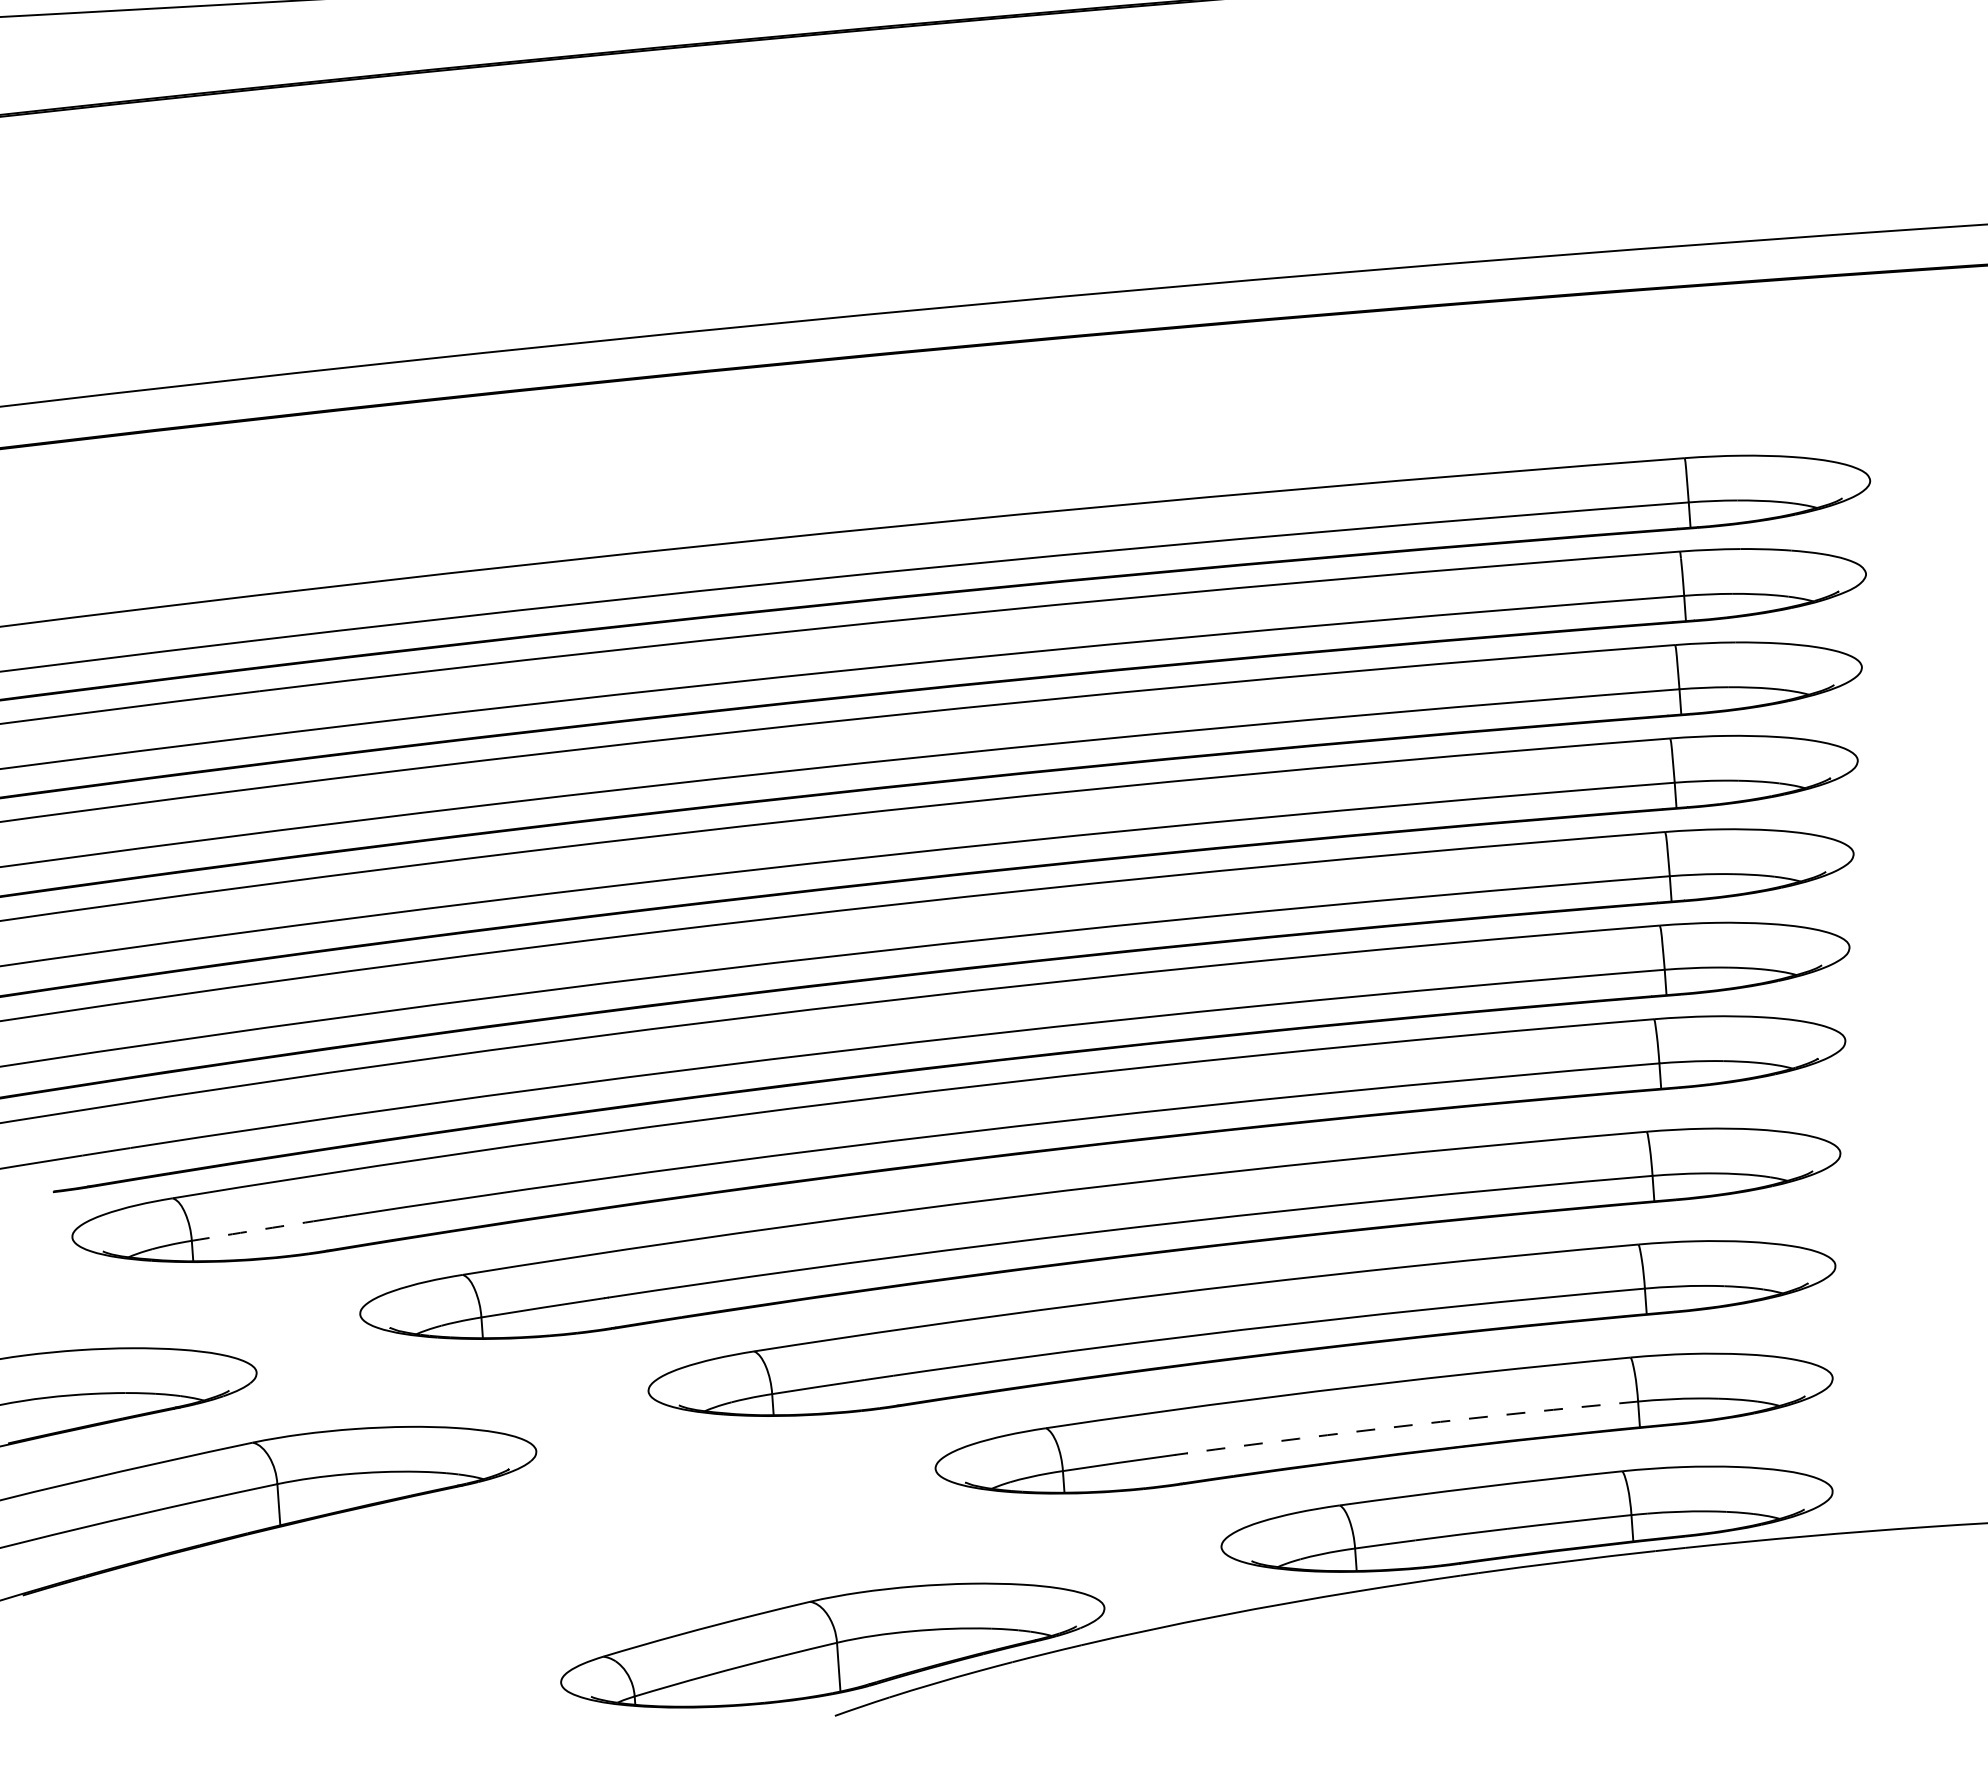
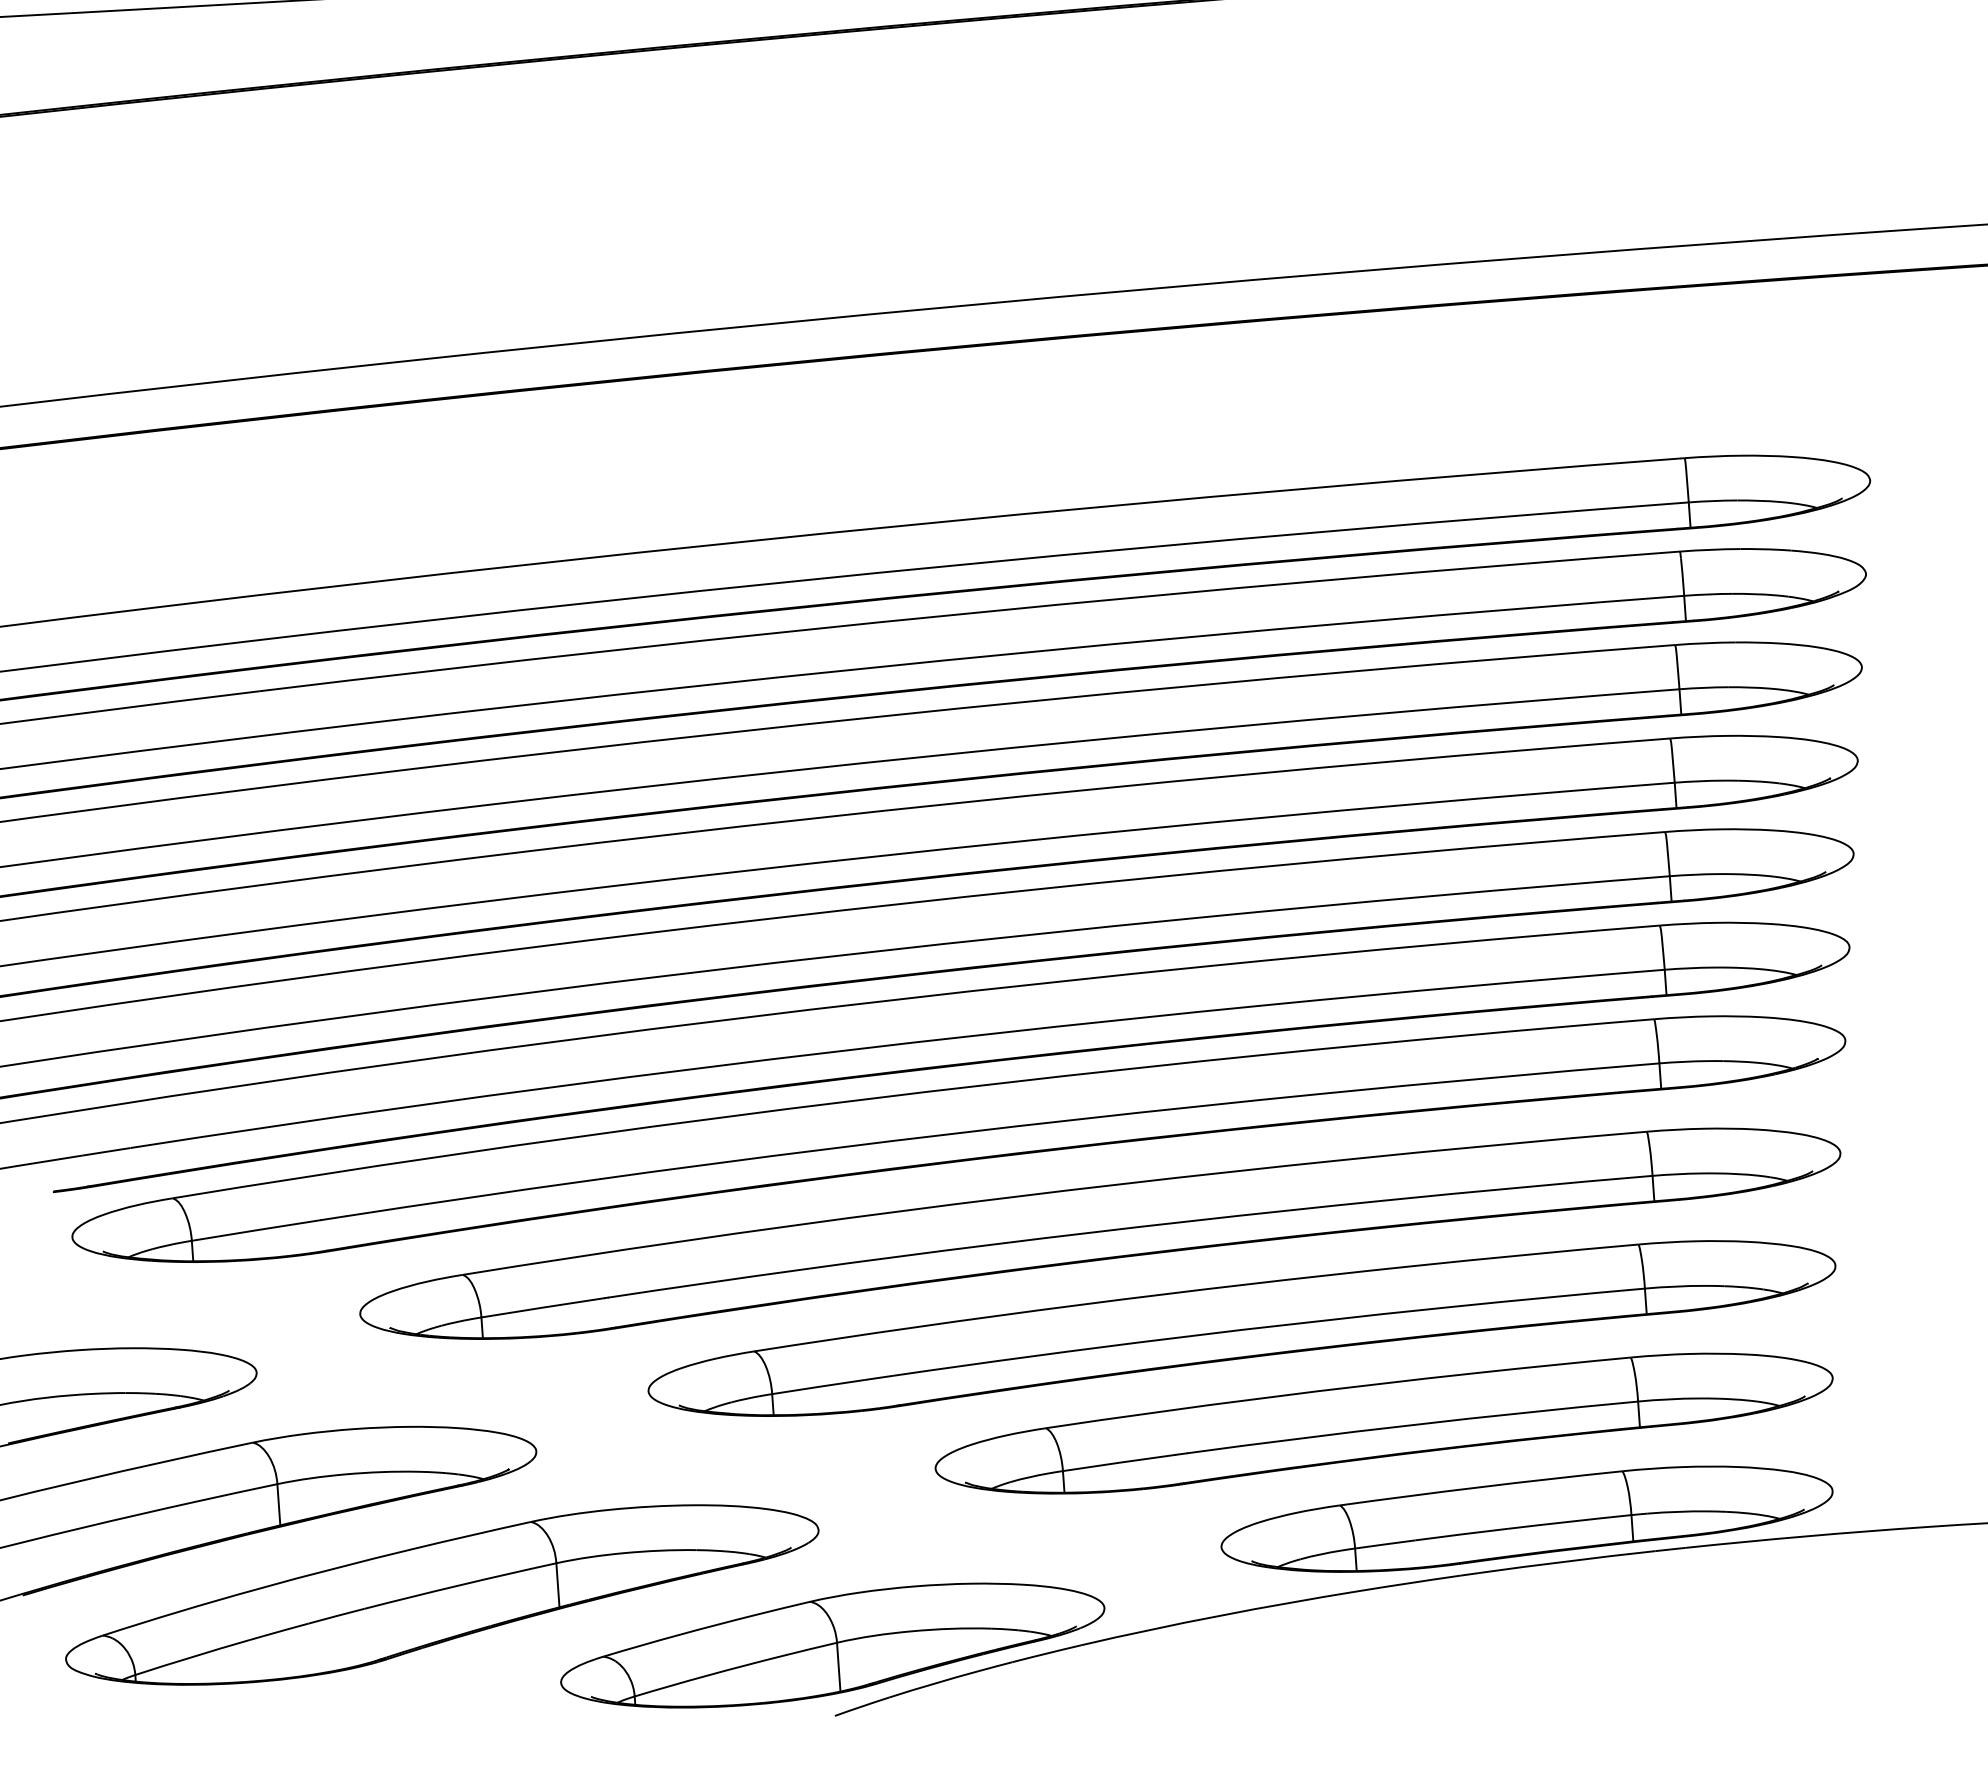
arc: dashed -> solid (256, 1230)
arc: dashed -> solid (1412, 1425)
part: none -> present (442, 1594)
